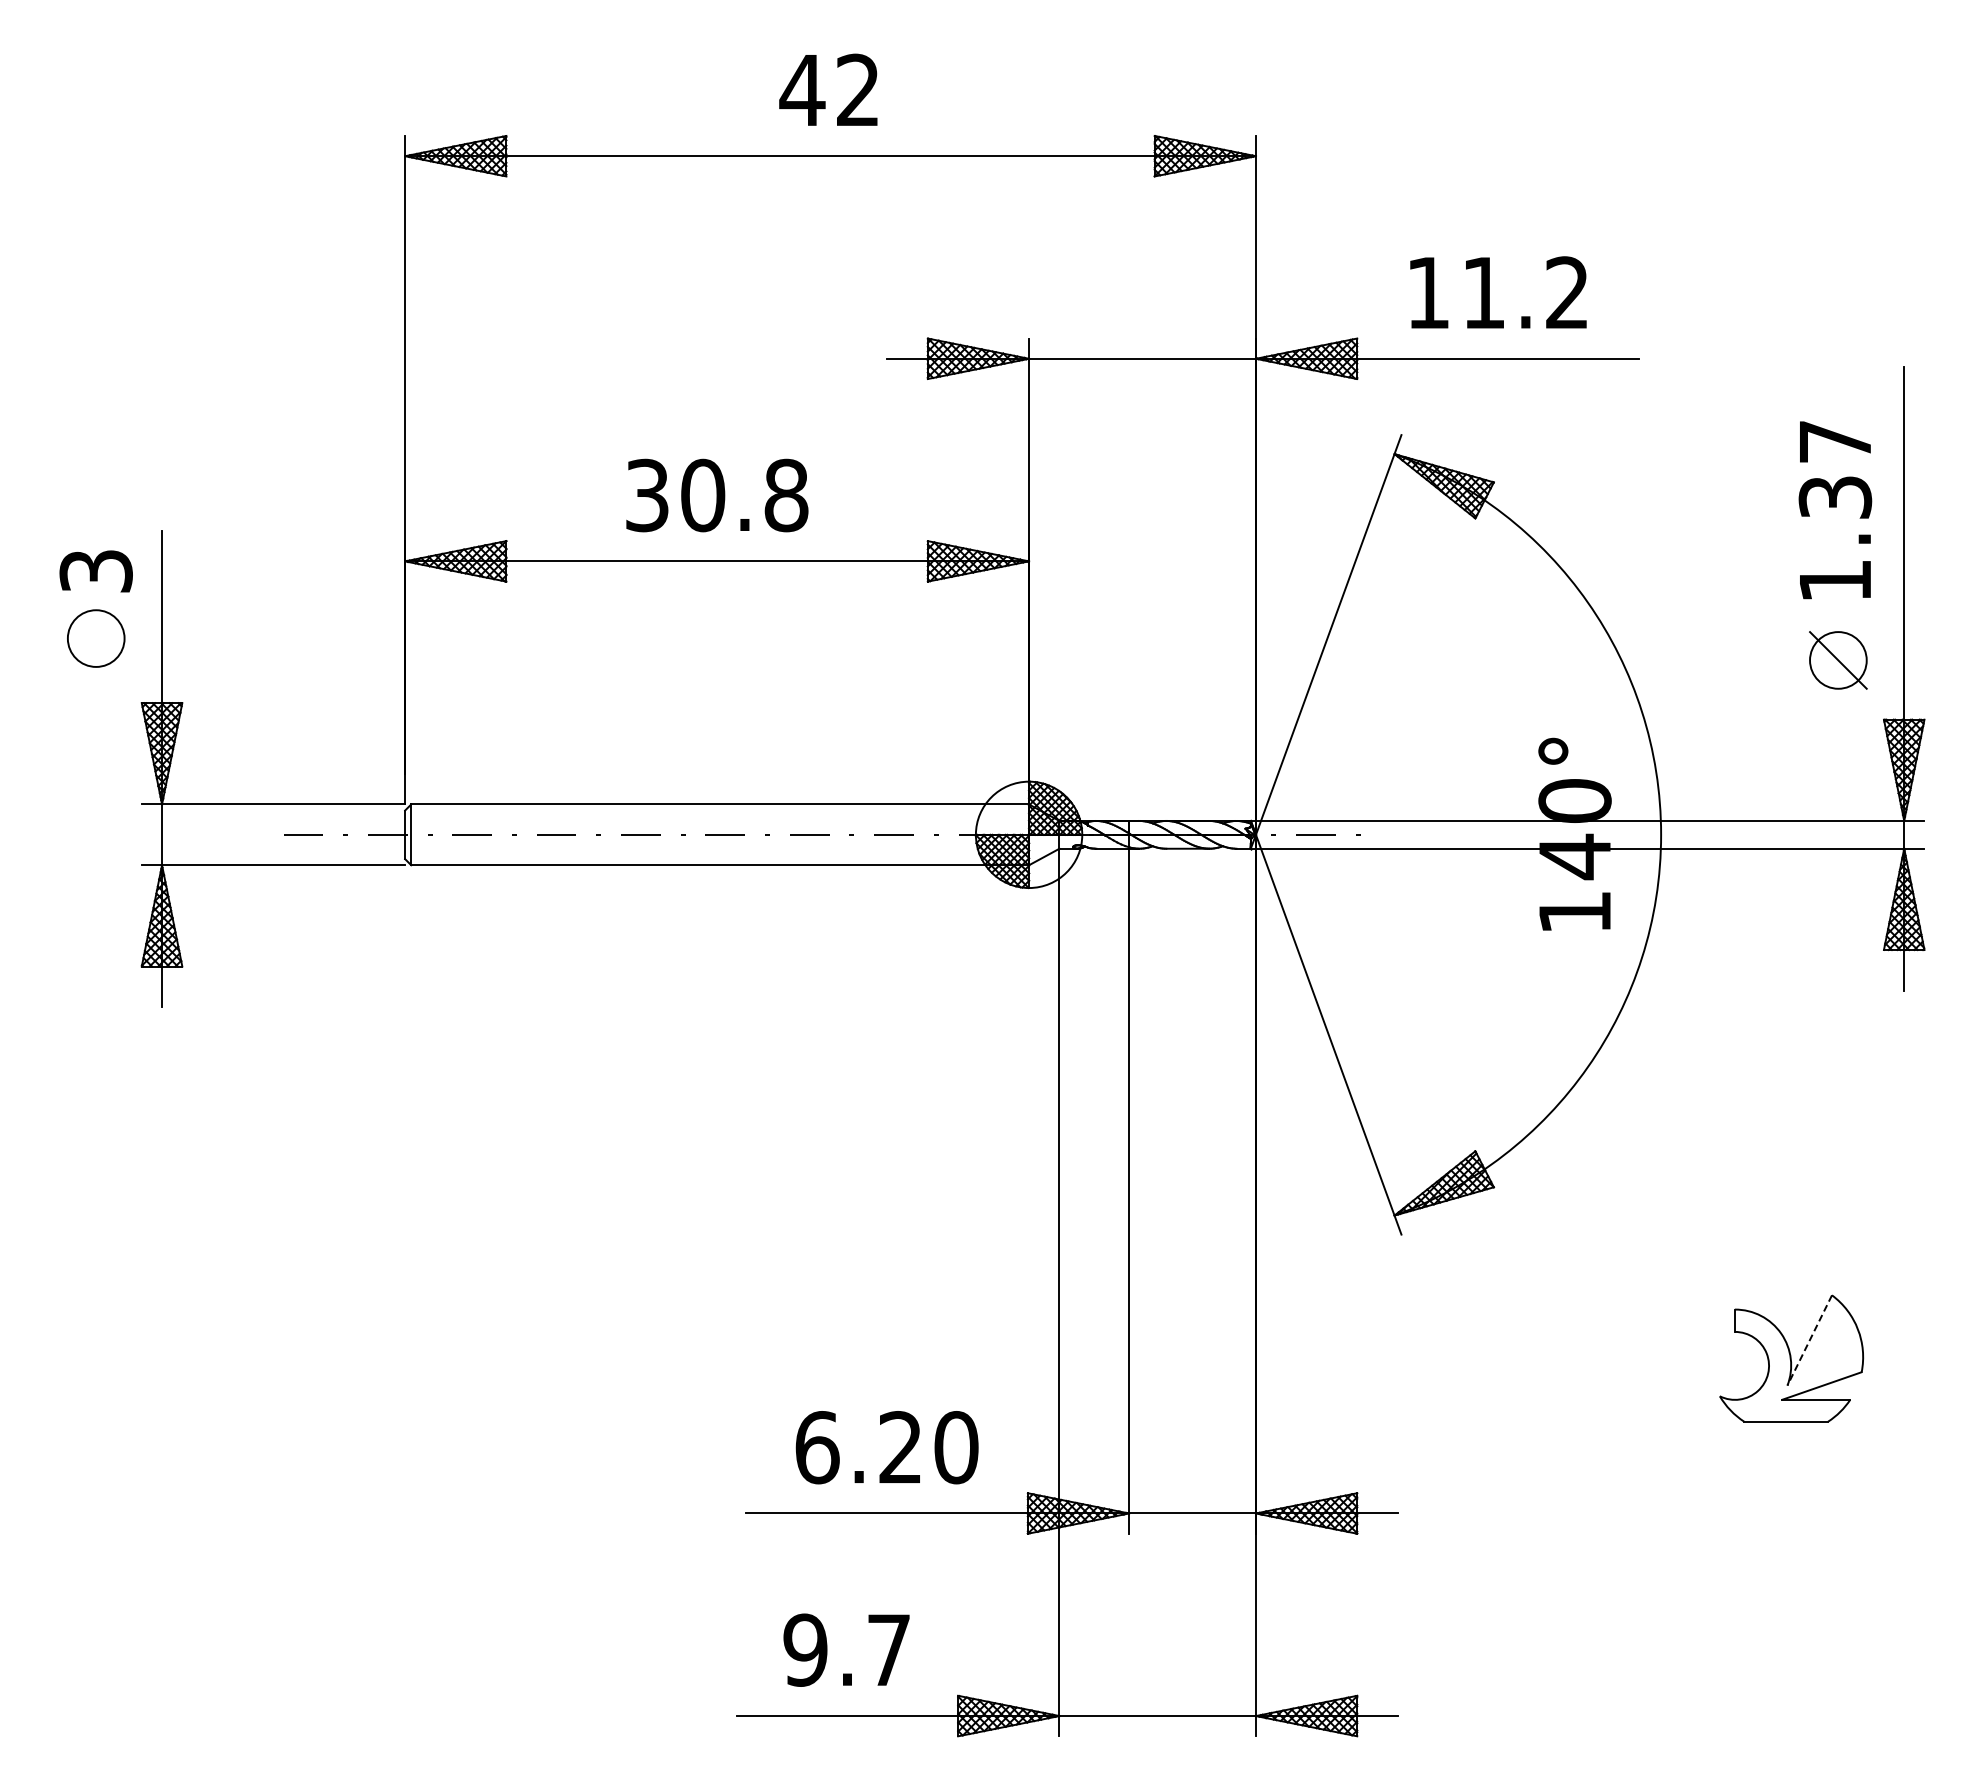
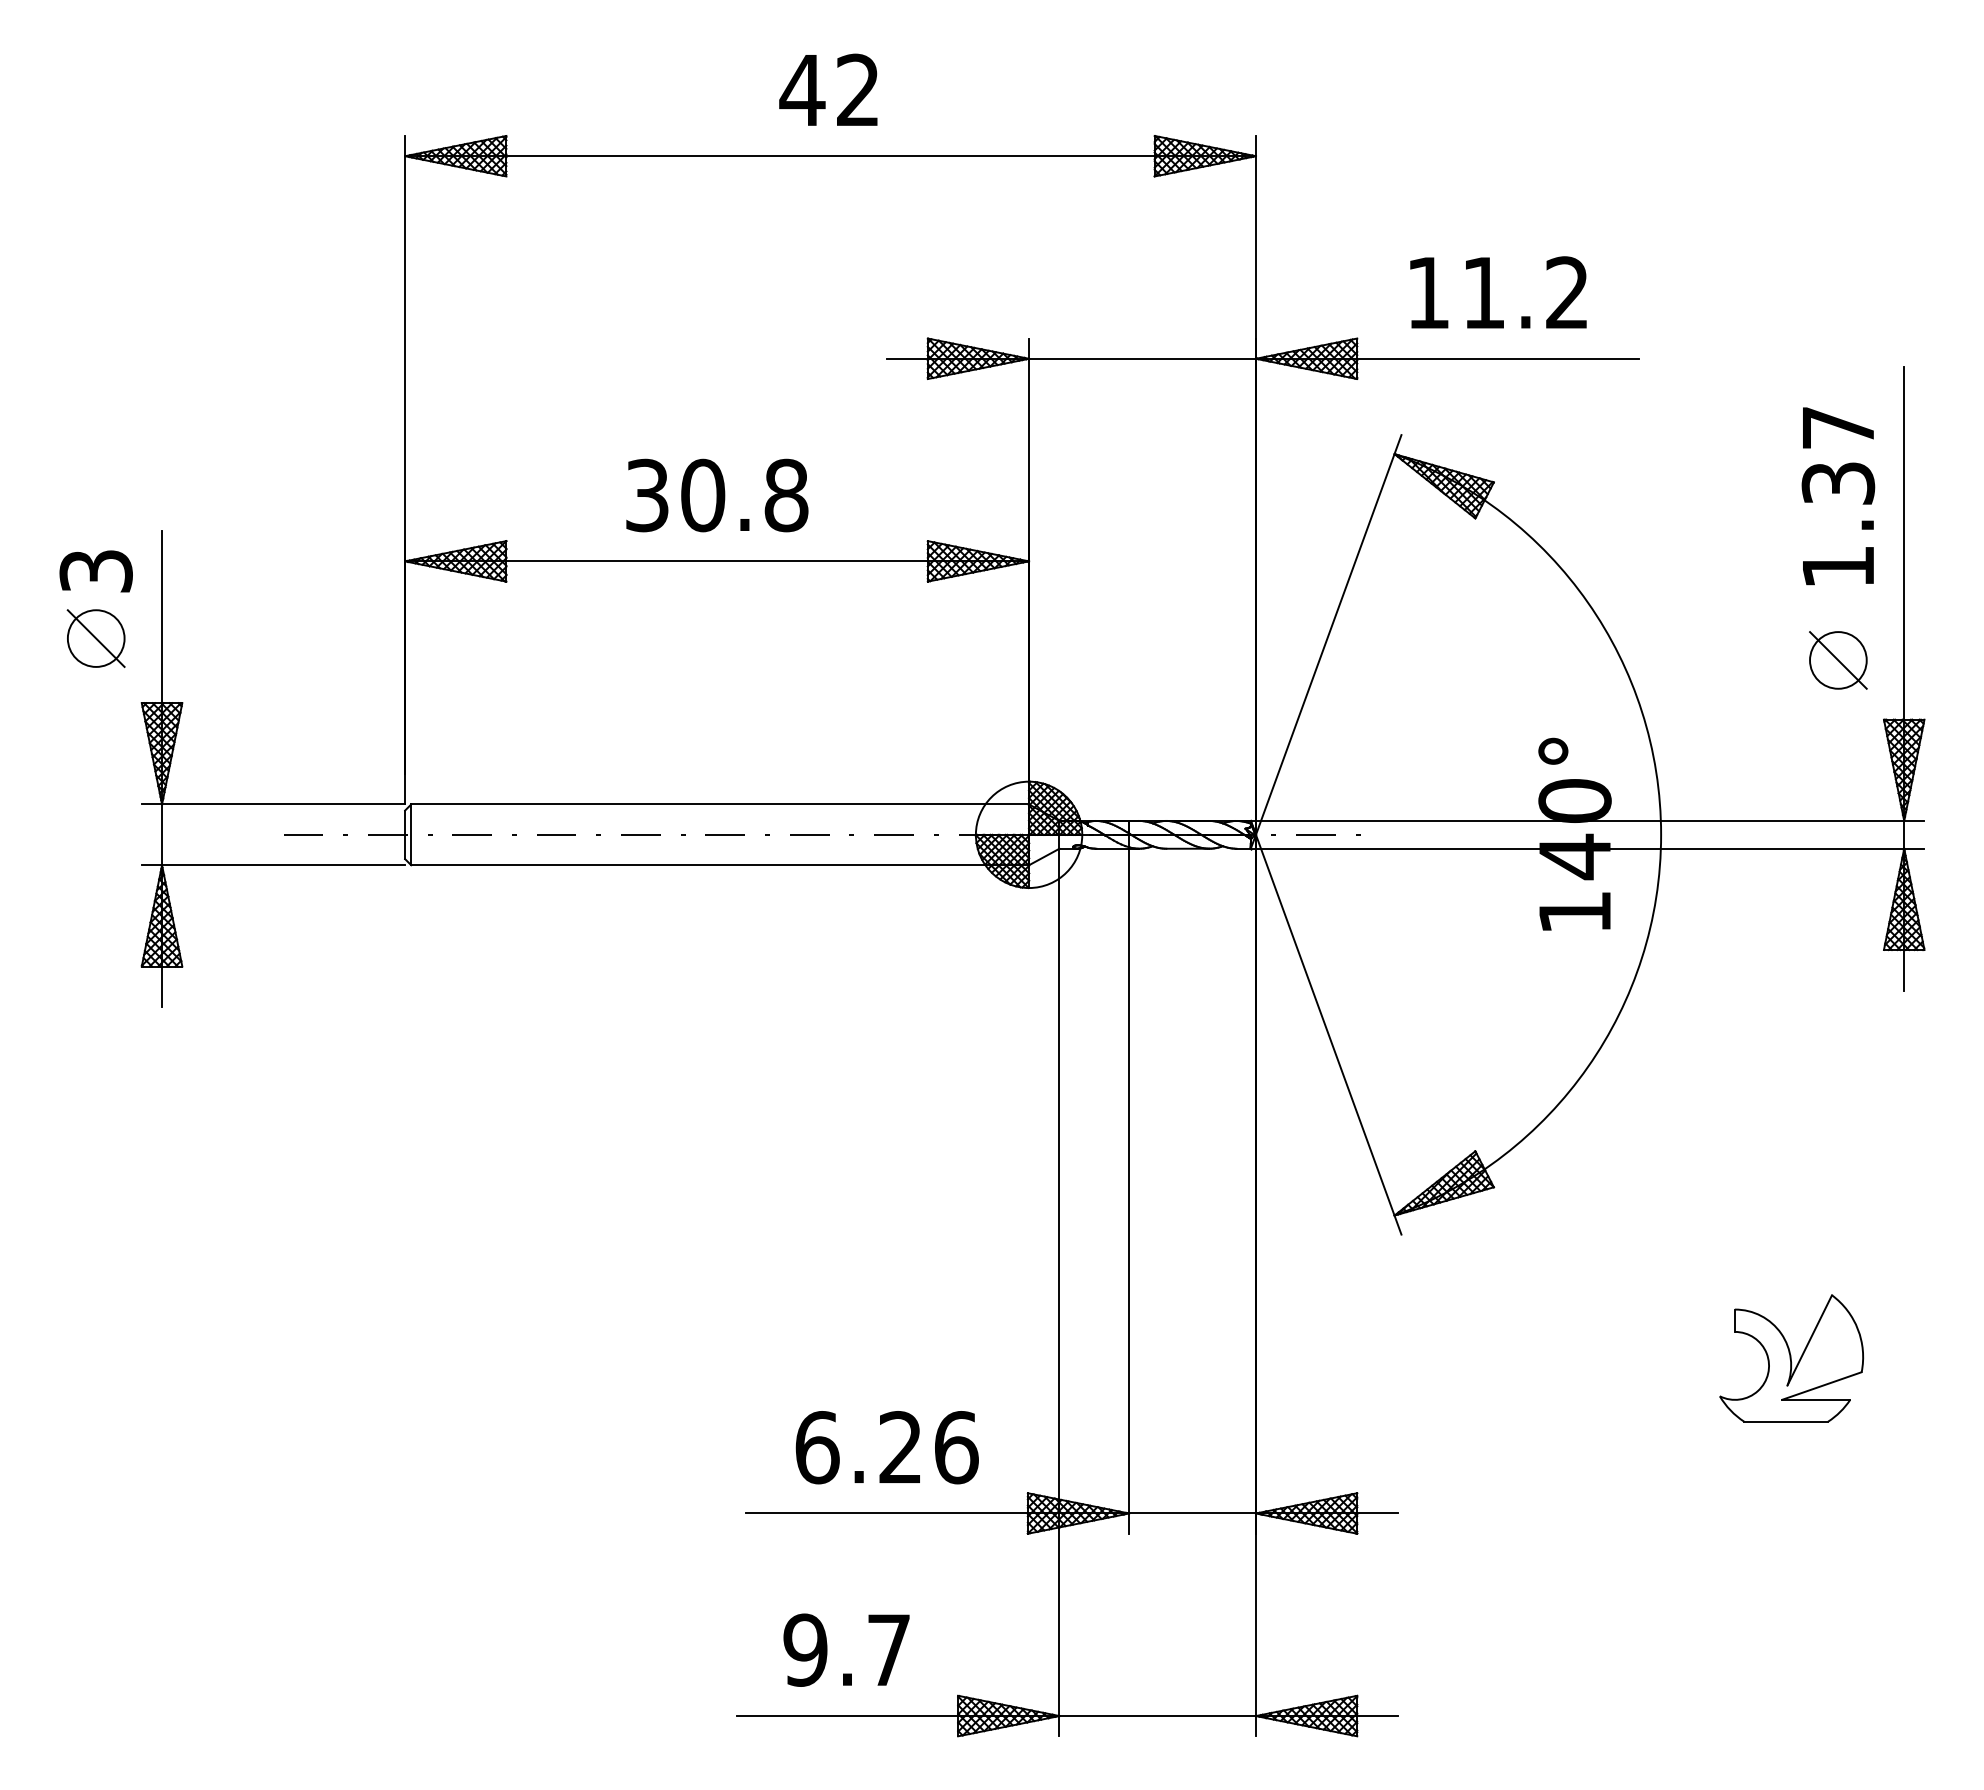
text position: (1835, 510) -> (1838, 496) (1838, 496)
line: none -> present (95, 638)
line: dashed -> solid (1809, 1340)
text: 6.20 -> 6.26 (956, 1447)
